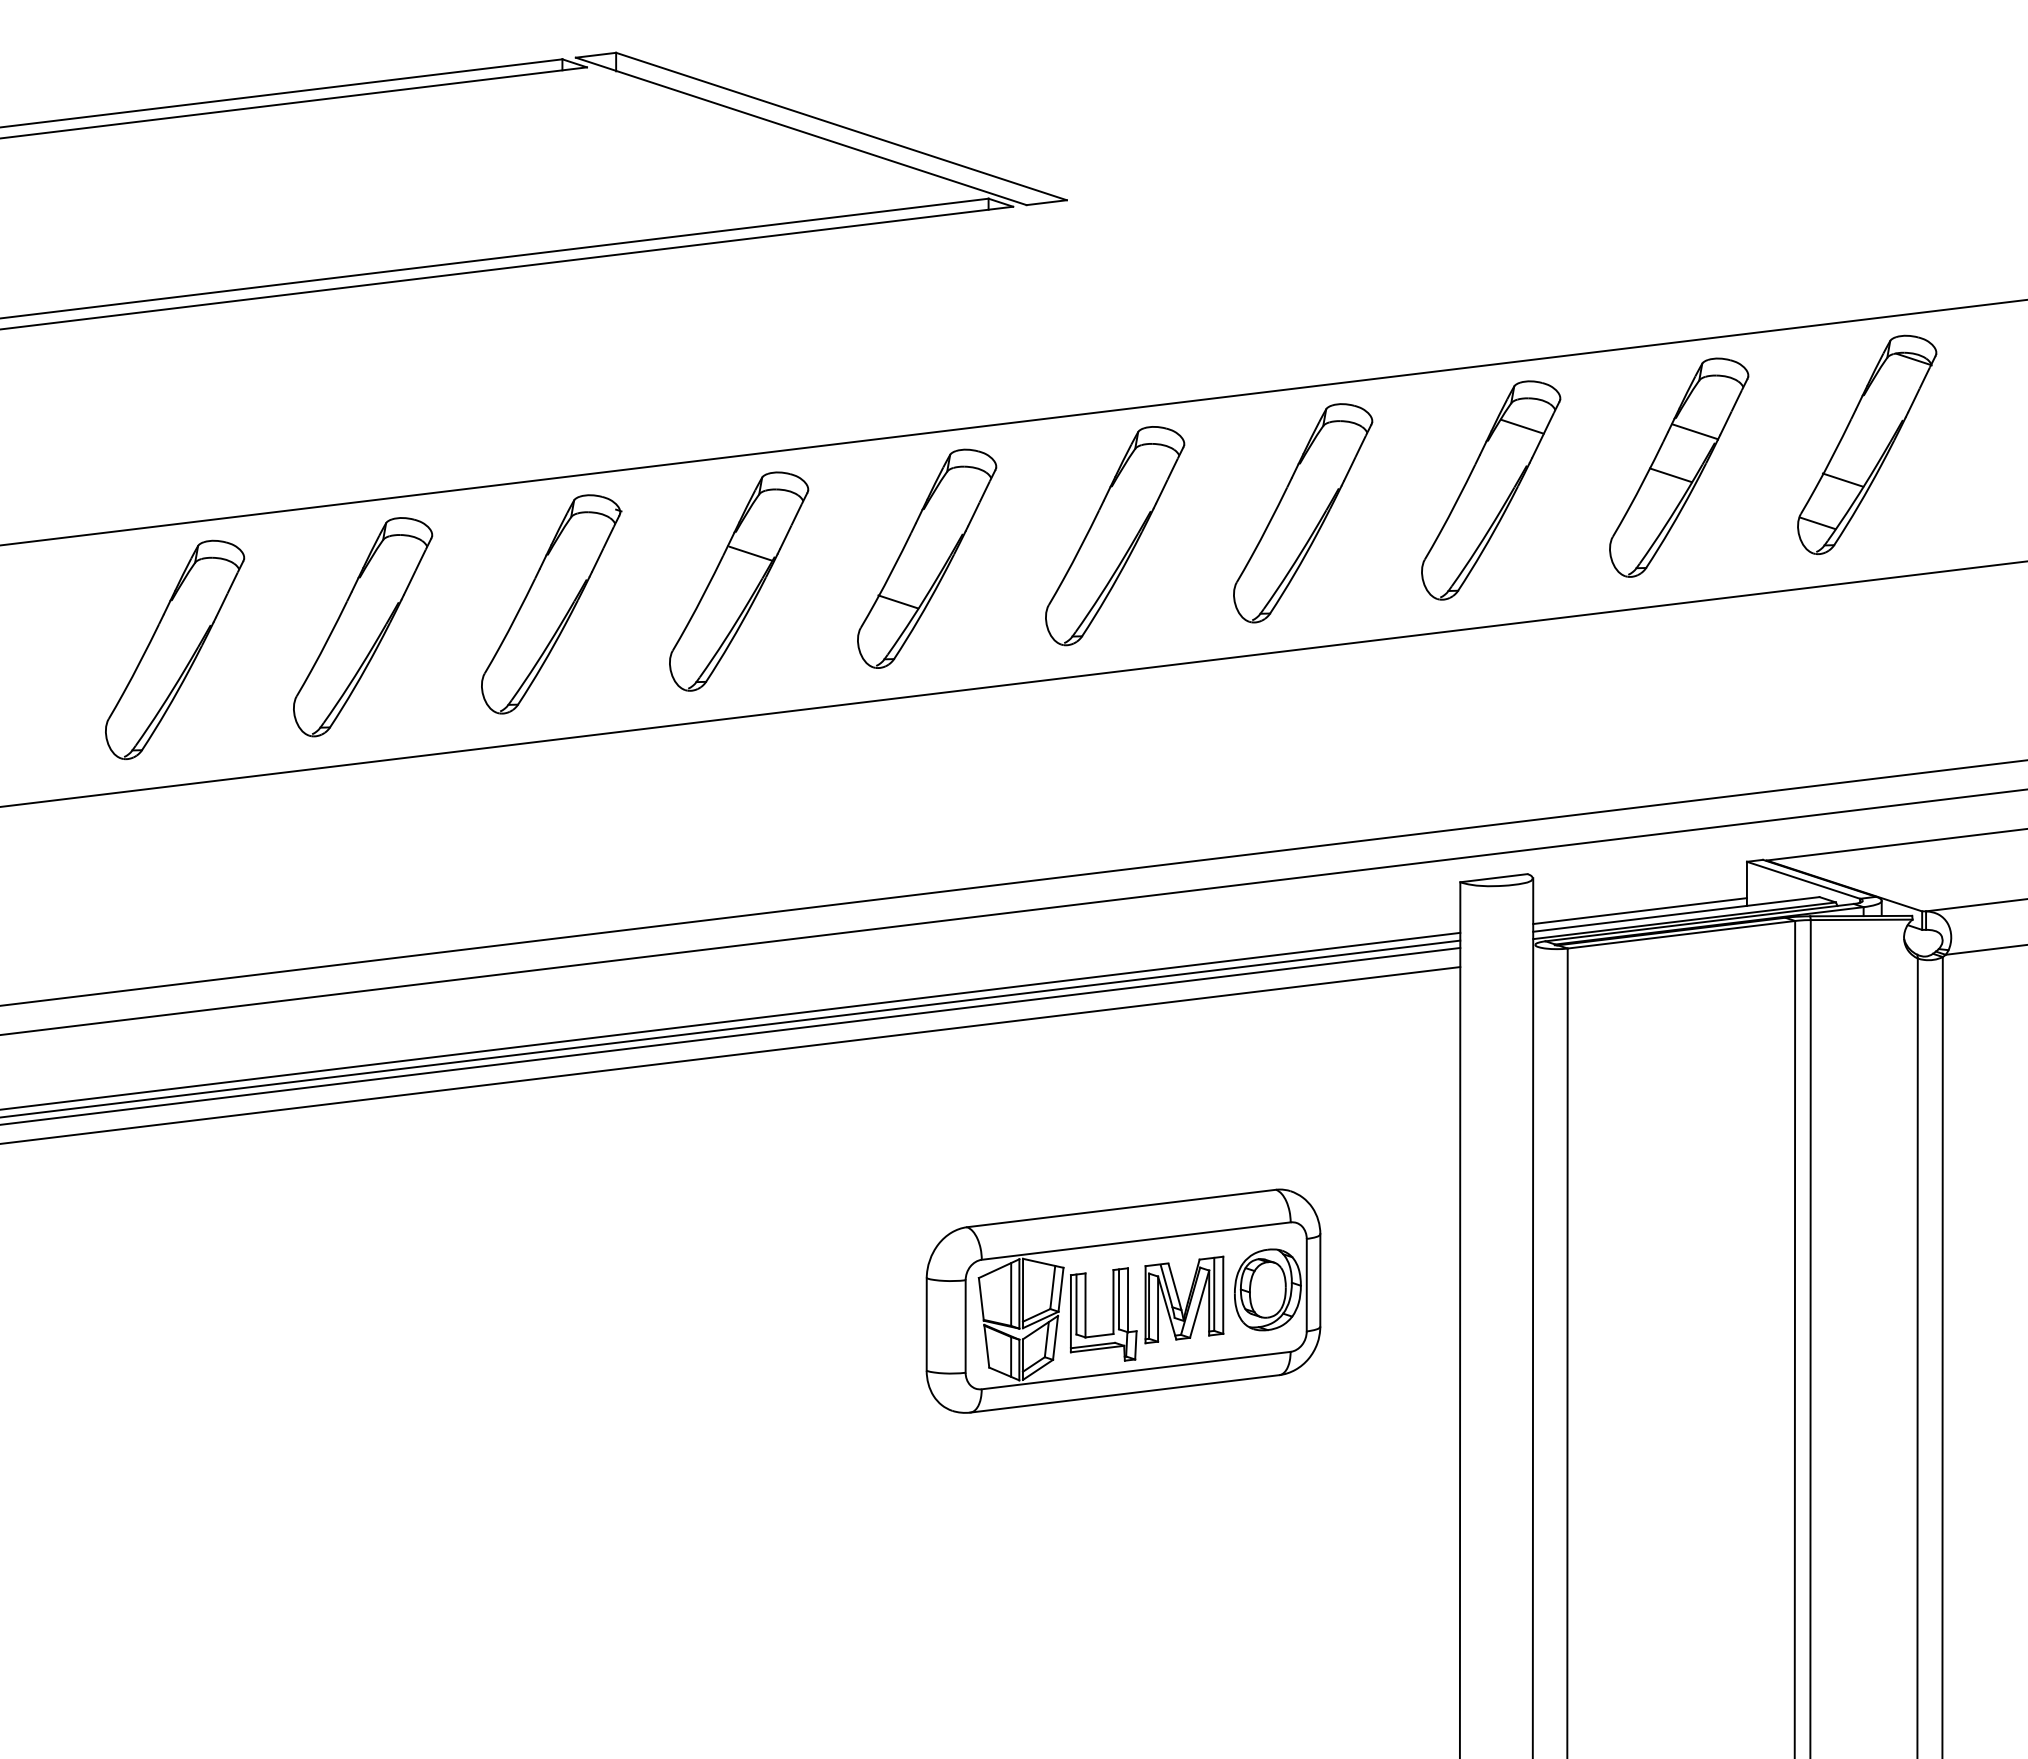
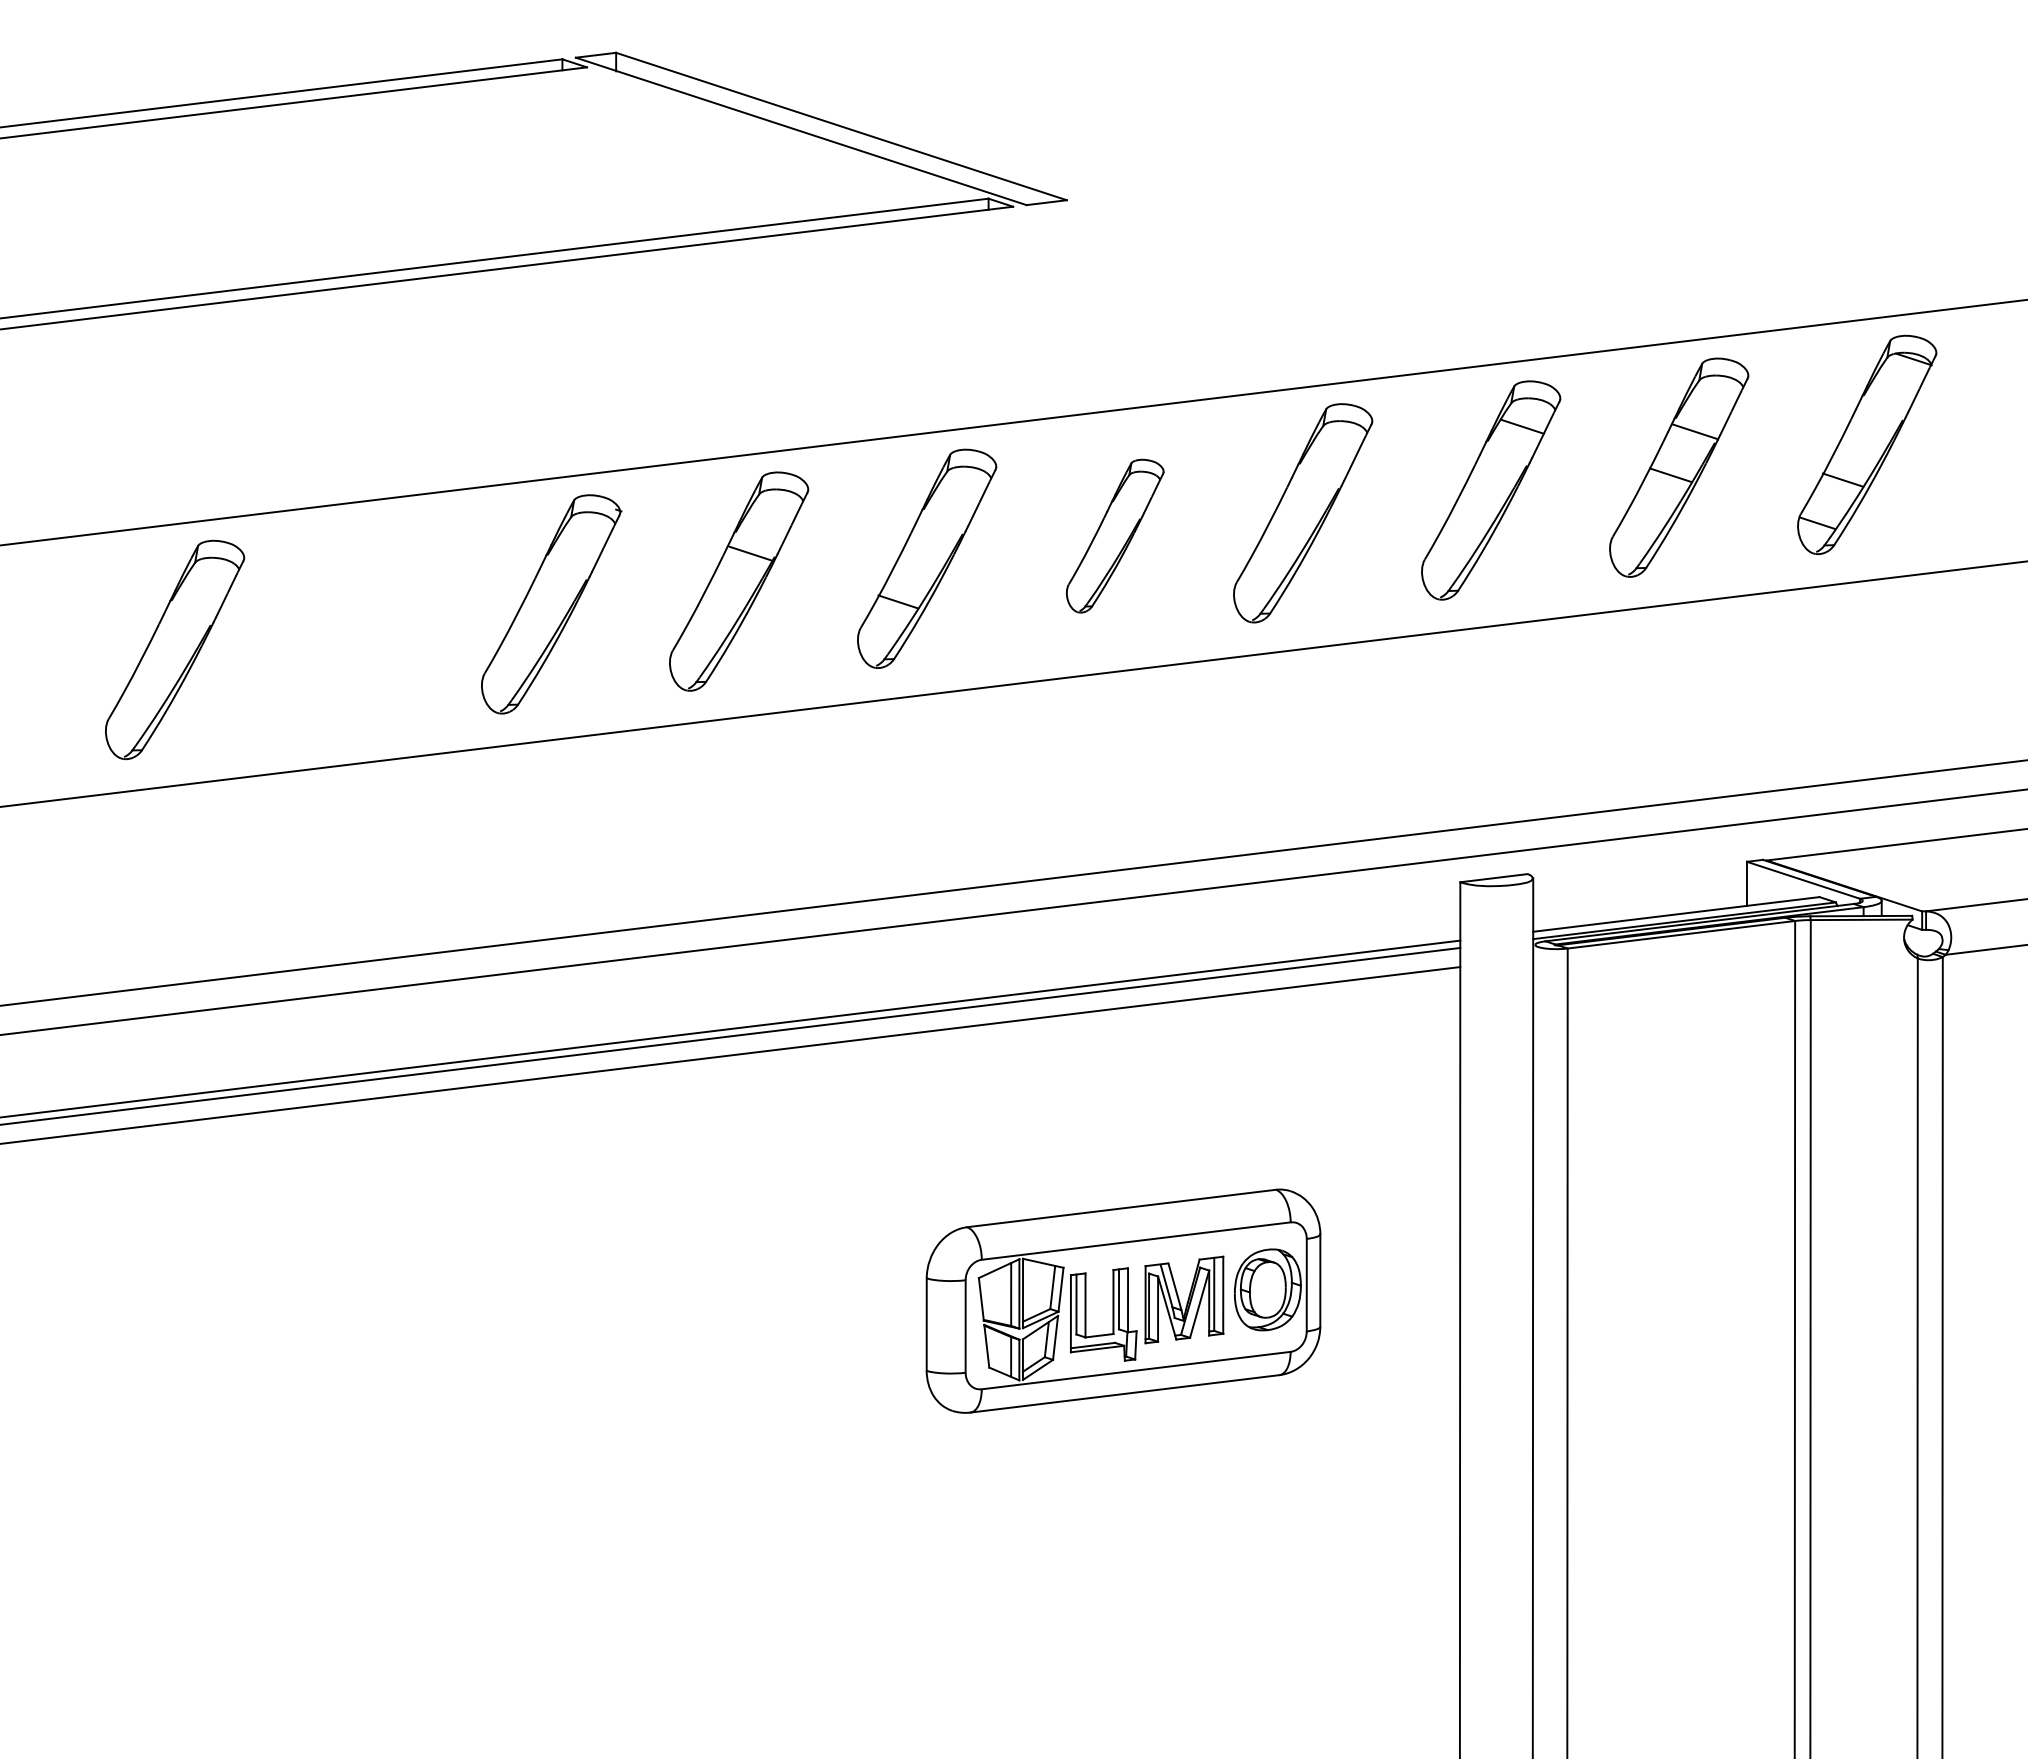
part size: 141x221 px -> 100x156 px (1114, 535)
part: present -> none (363, 627)
line: present -> none (1639, 911)
line: present -> none (731, 1020)
